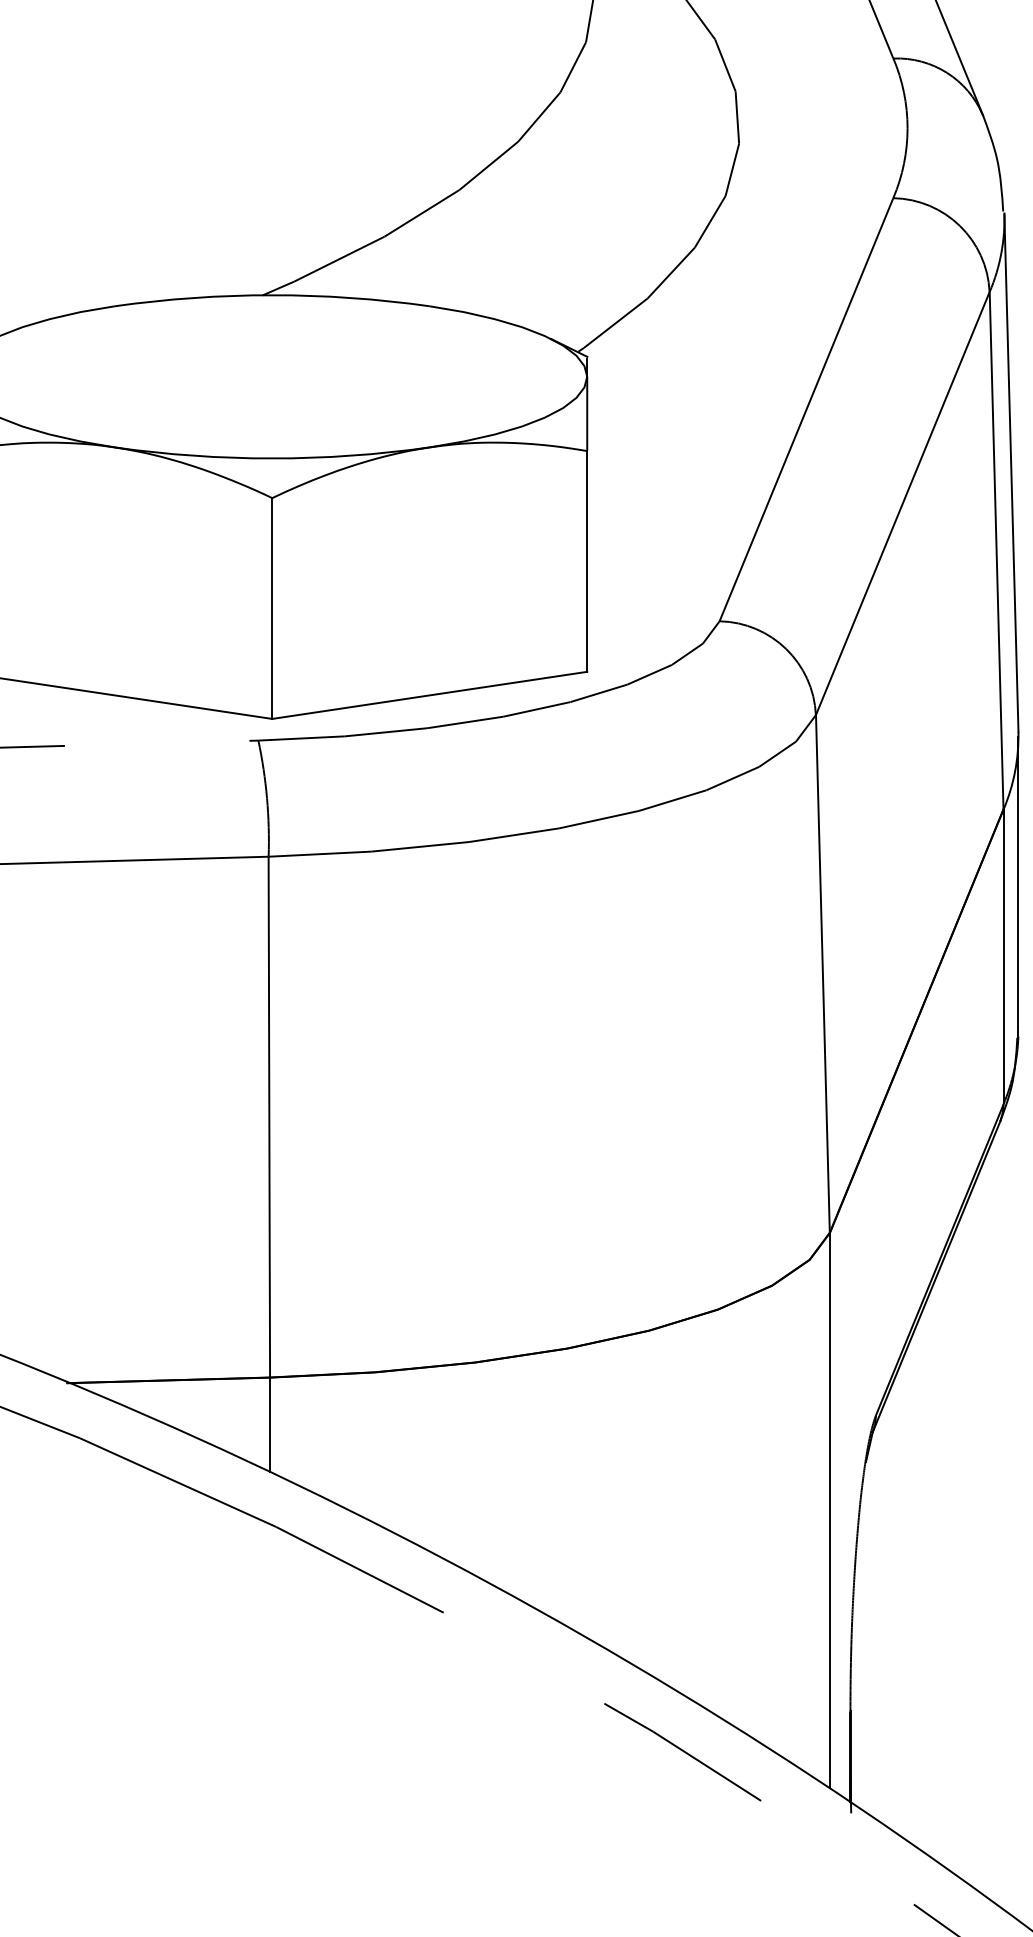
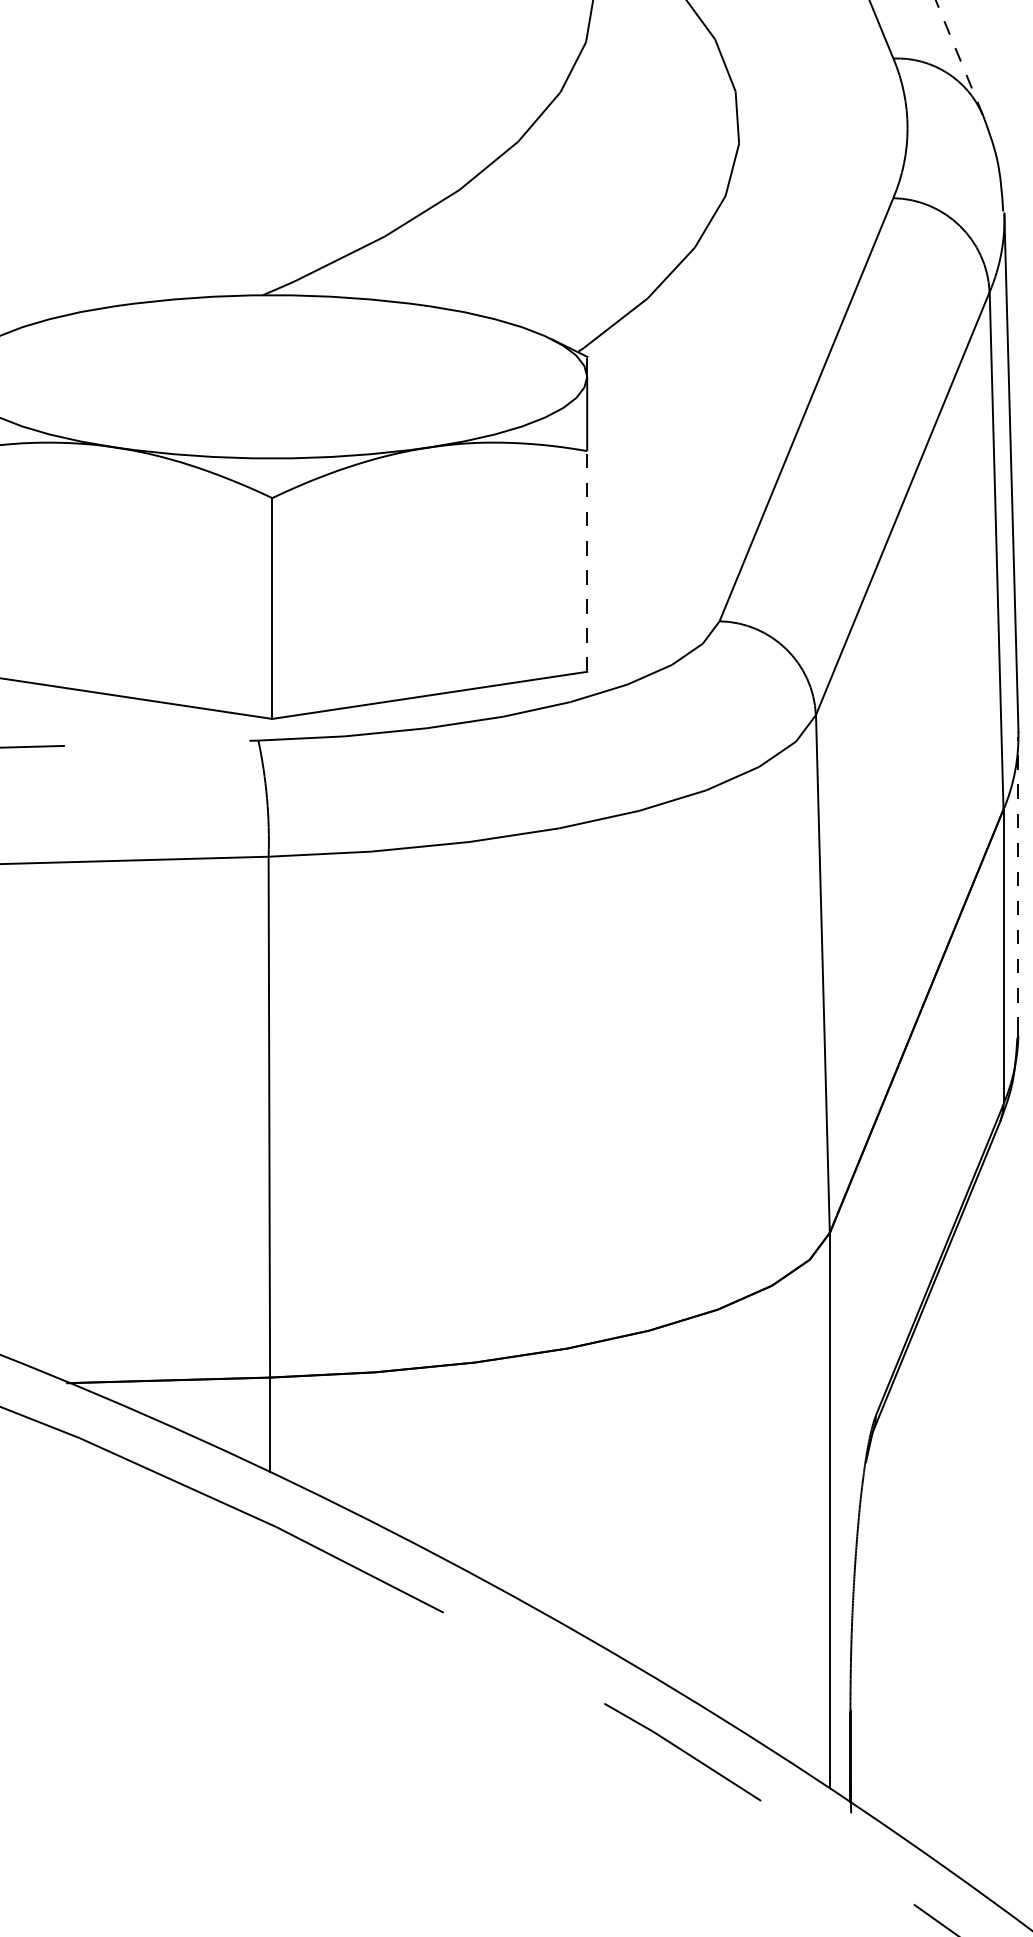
line: solid -> dashed (959, 58)
line: solid -> dashed (587, 560)
line: solid -> dashed (1018, 883)
